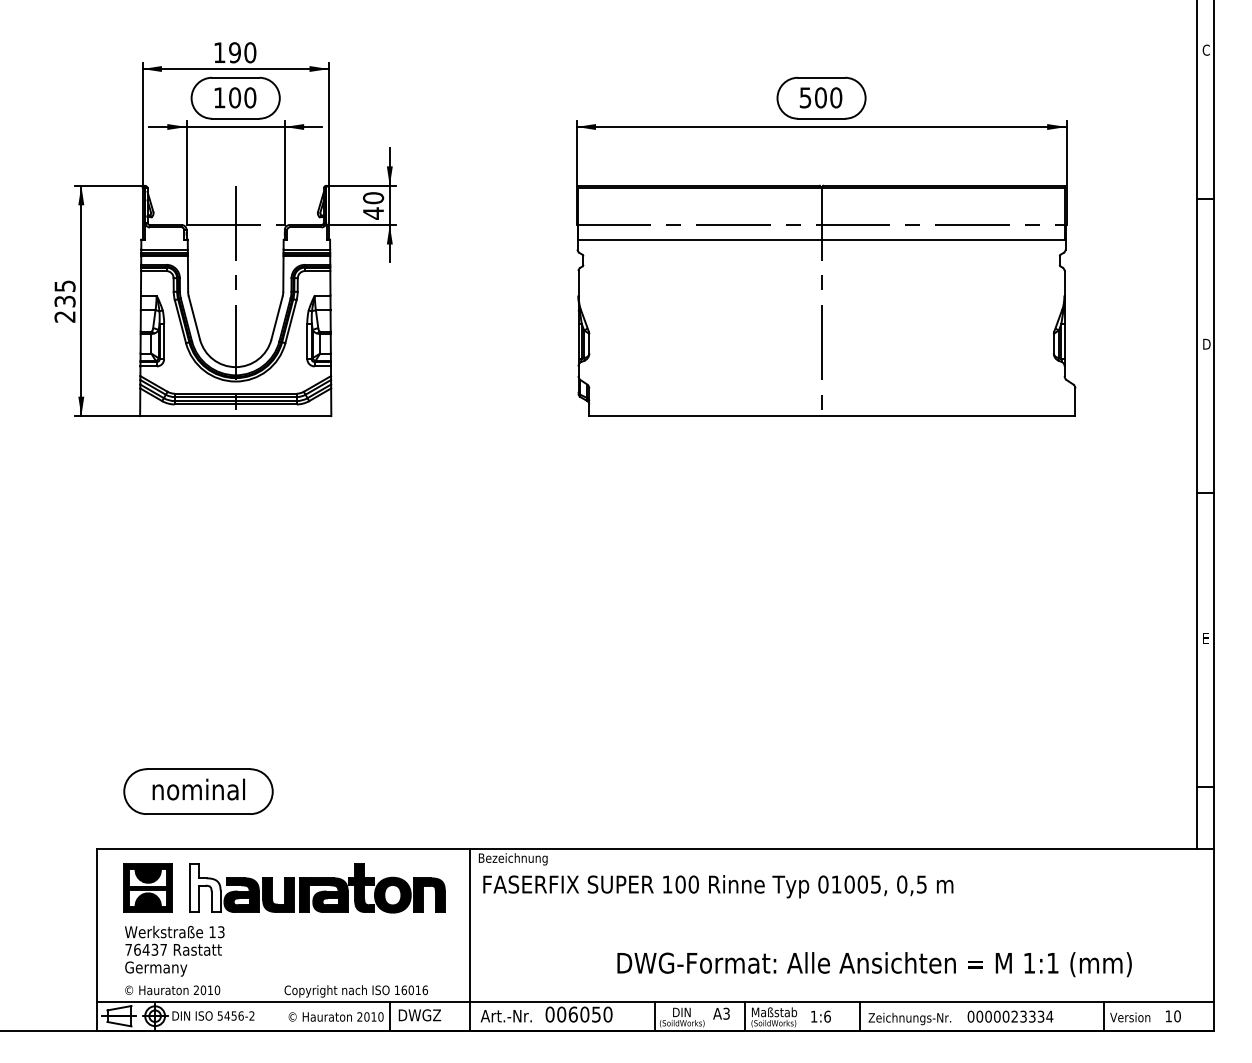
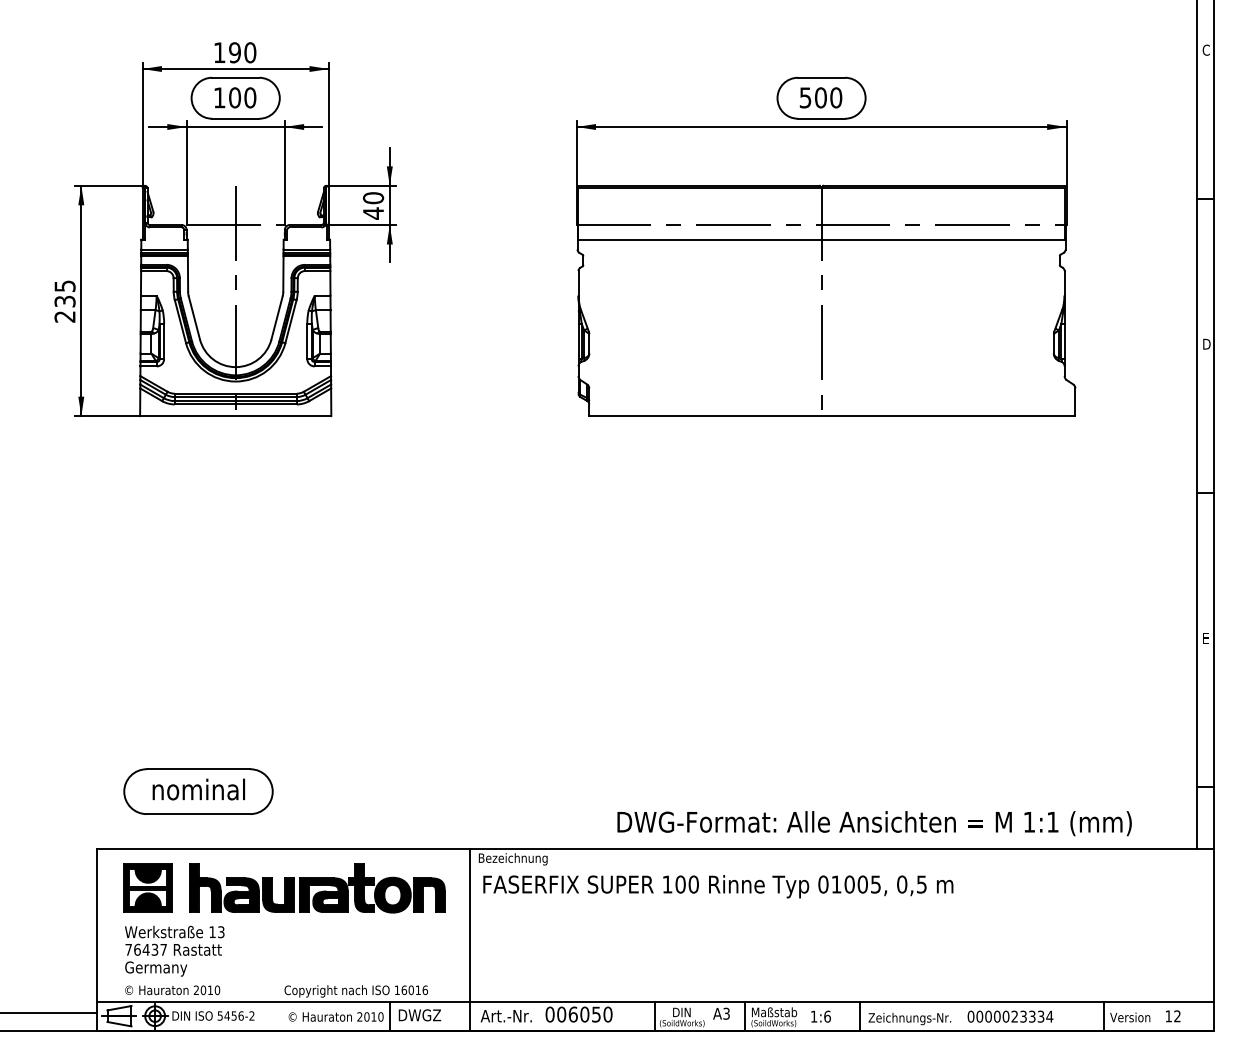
fill: none -> present (204, 888)
text position: (874, 964) -> (874, 823) (874, 823)
line: none -> present (49, 1013)
text: 10 -> 12 (1177, 1016)
